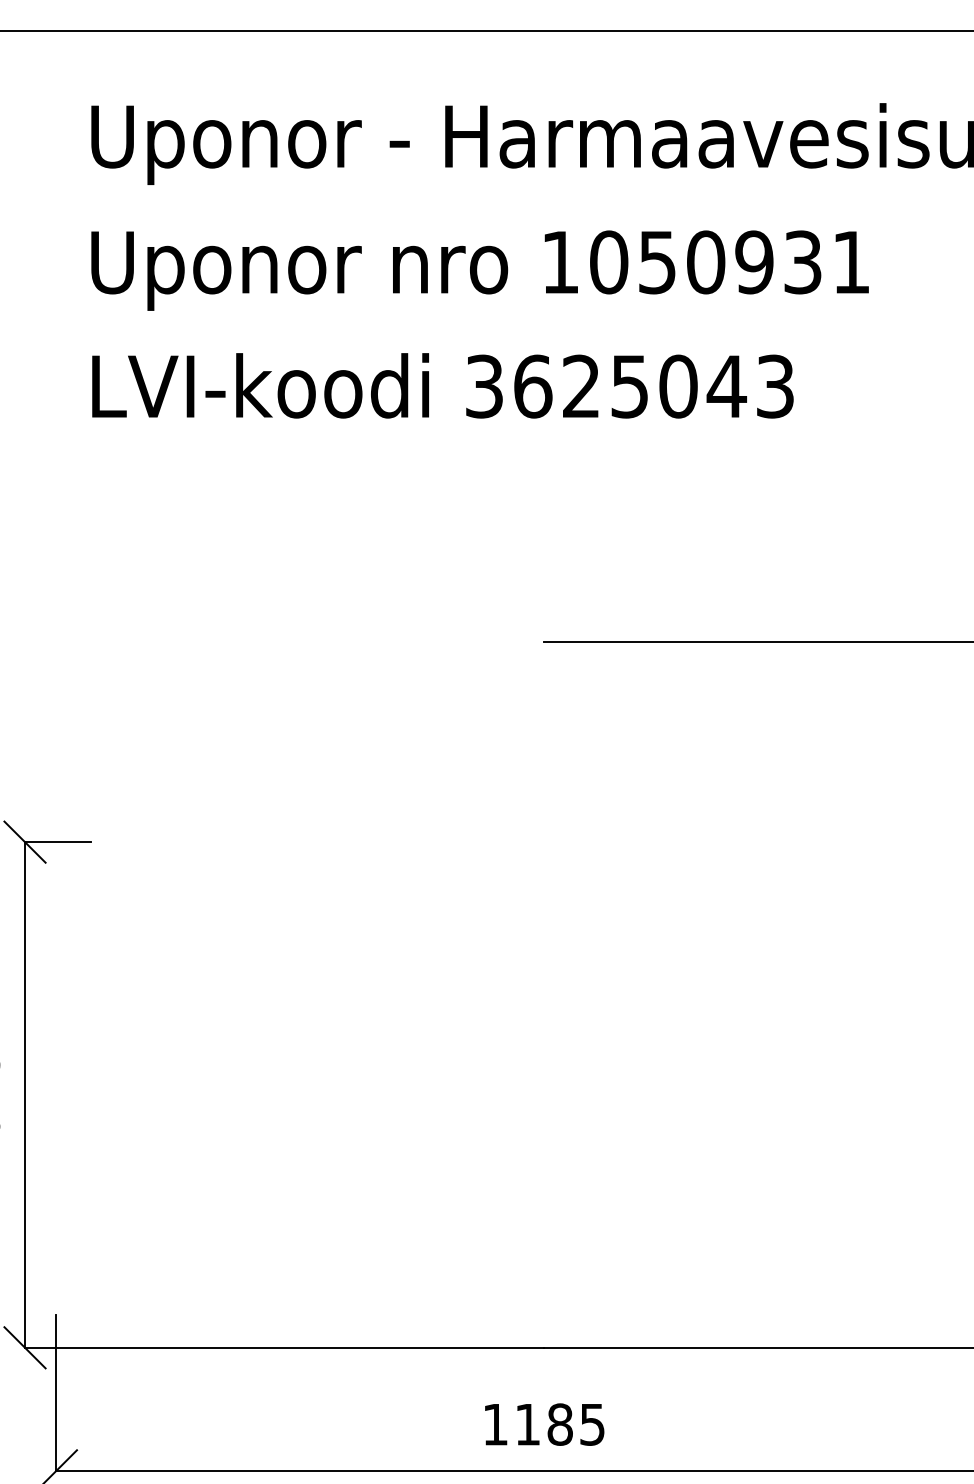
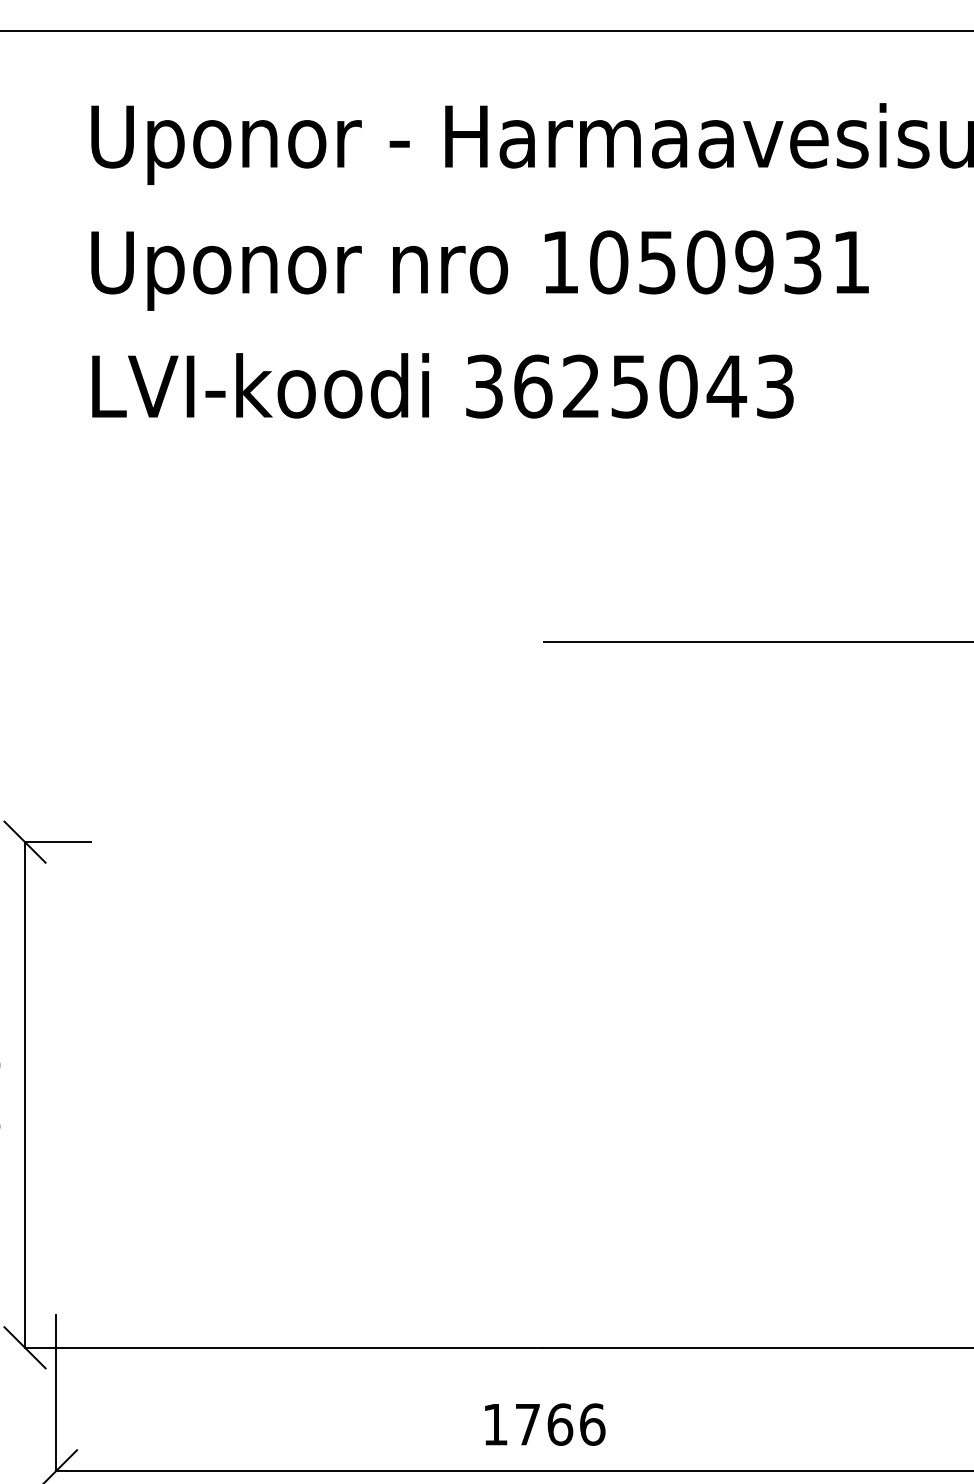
text: 1185 -> 1766 (560, 1424)
